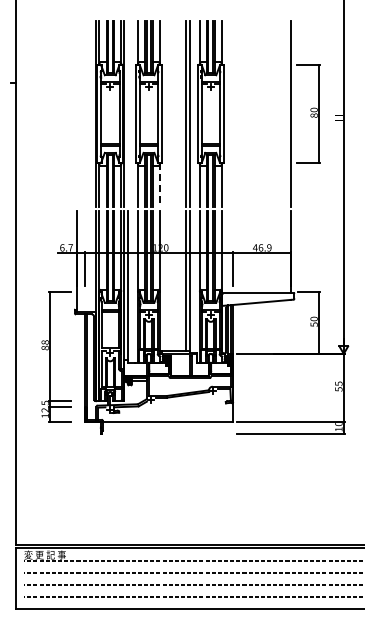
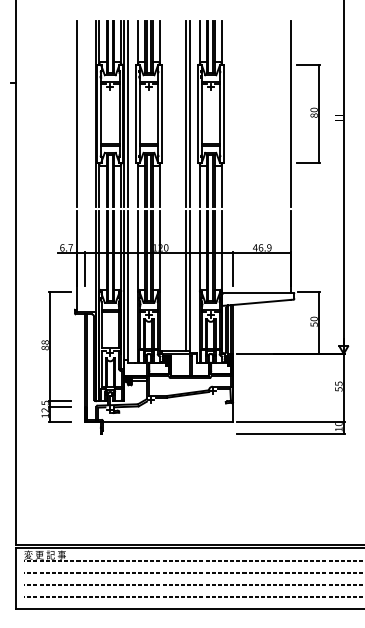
line: none -> present (76, 113)
line: none -> present (128, 113)
line: dashed -> solid (160, 185)
